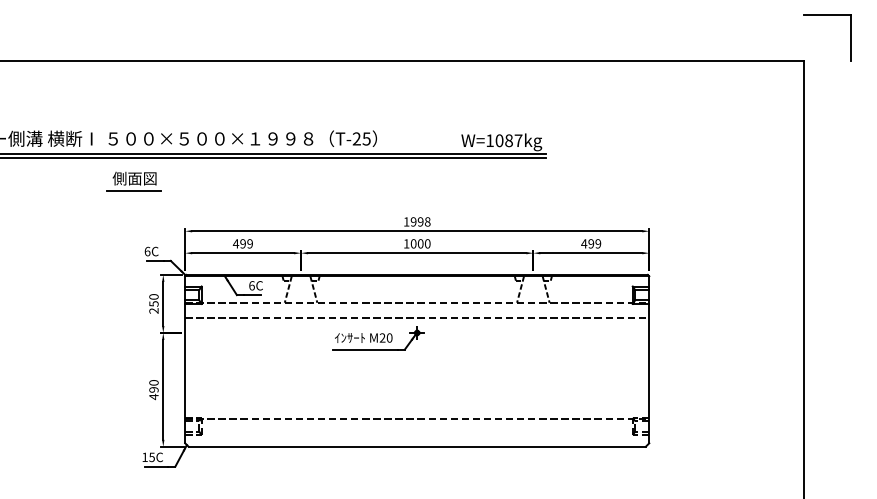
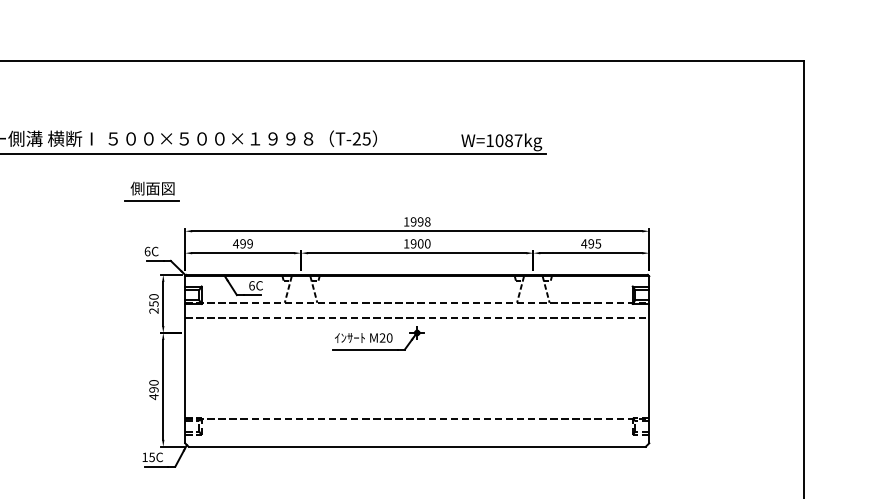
part: present -> none (827, 15)
line: present -> none (274, 157)
part position: (133, 181) -> (151, 191) (151, 191)
text: 1000 -> 1900 (413, 243)
text: 499 -> 495 (598, 243)
